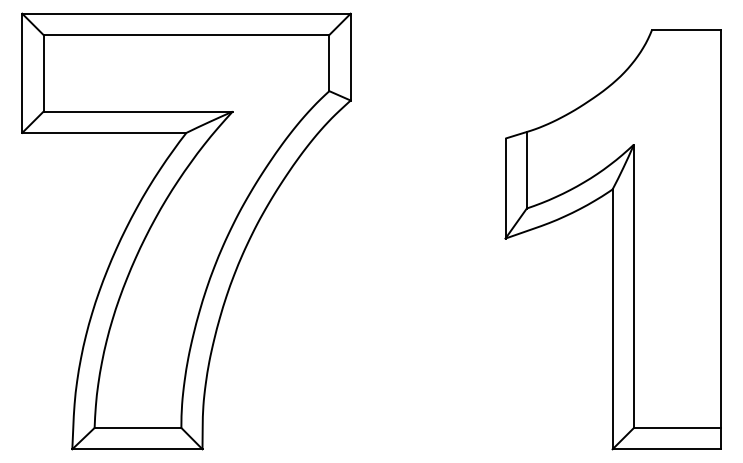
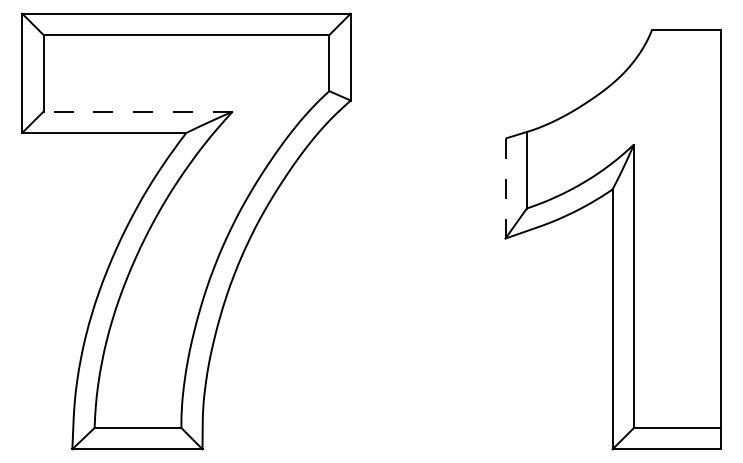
line: solid -> dashed (138, 111)
line: solid -> dashed (505, 188)
